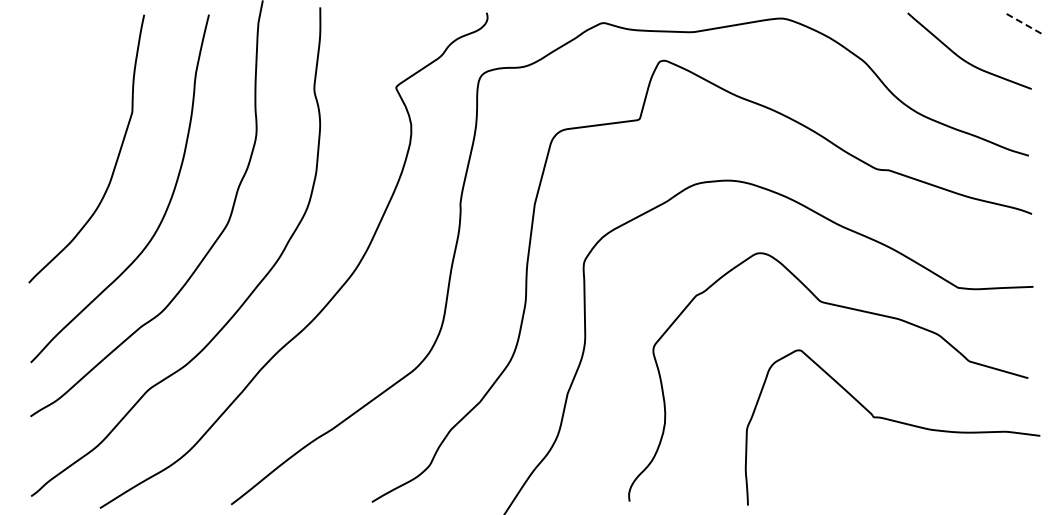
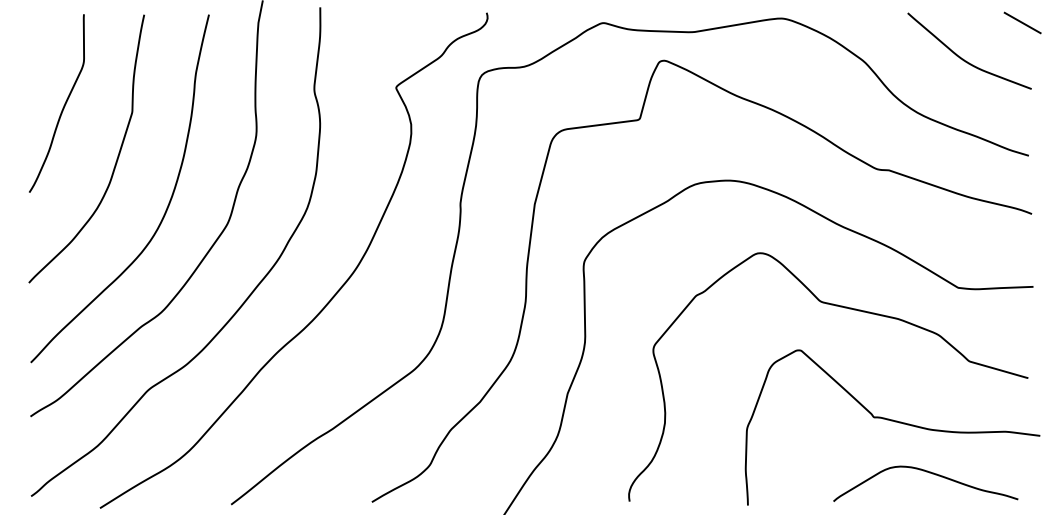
line: dashed -> solid (1022, 23)
curve: none -> present (62, 107)
curve: none -> present (929, 473)
